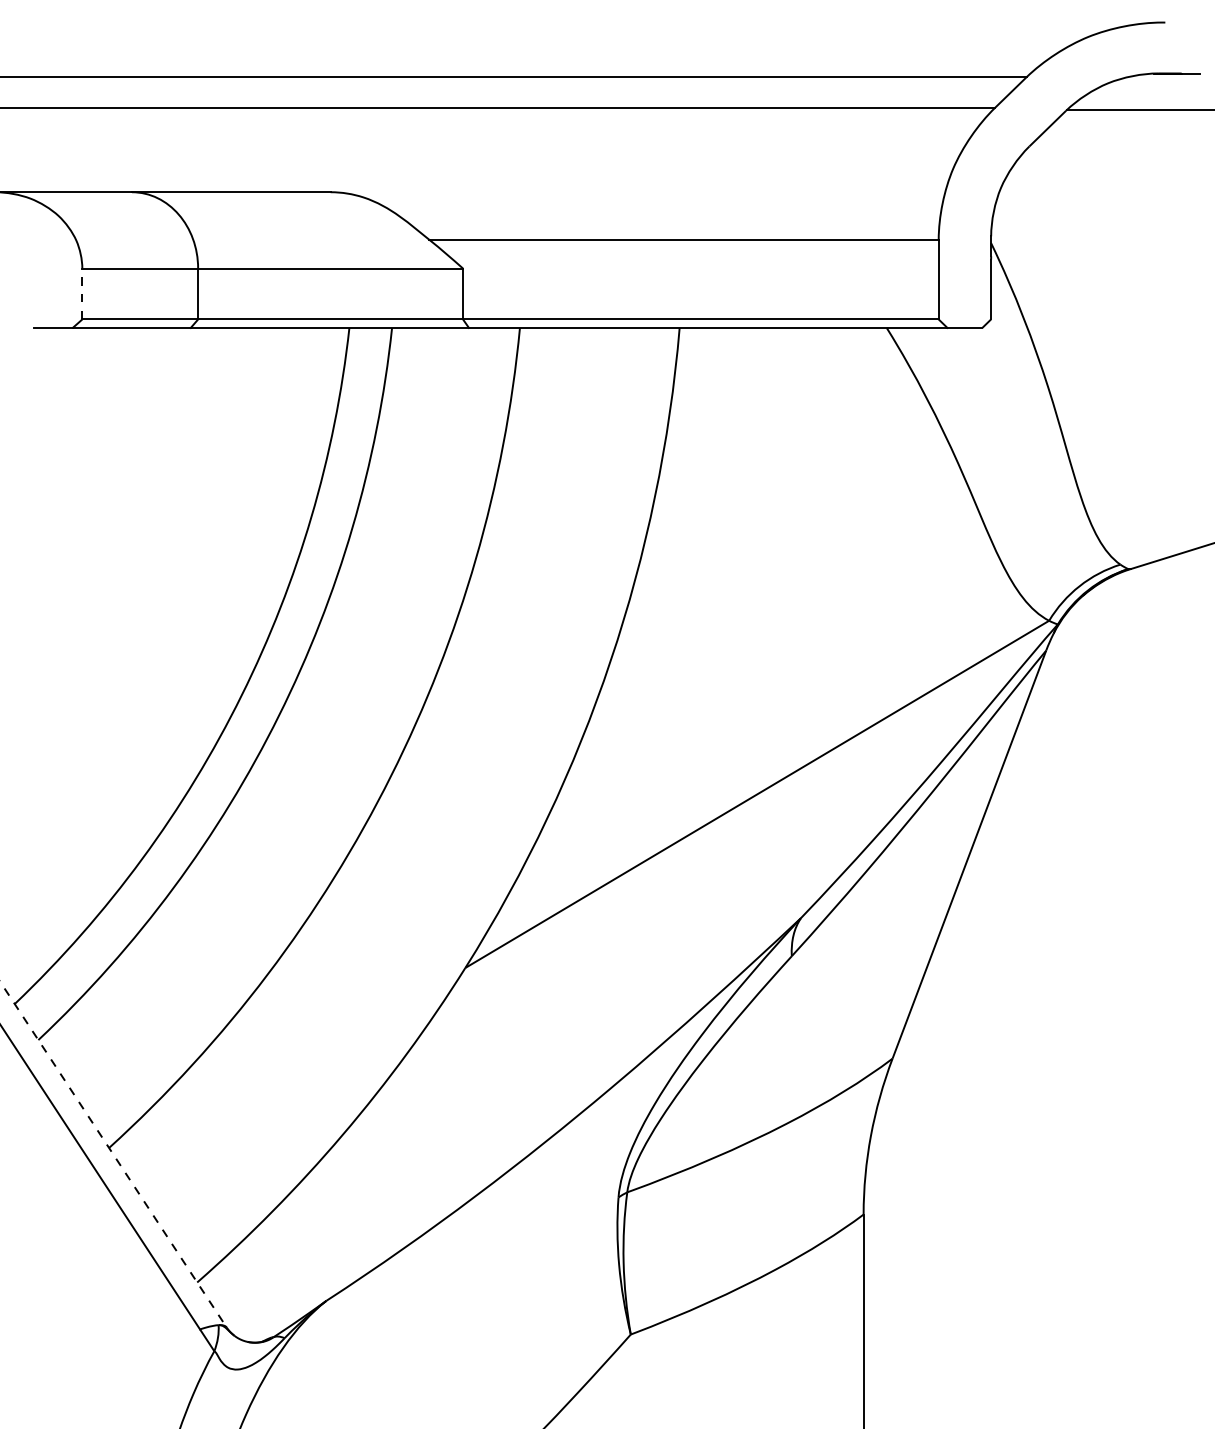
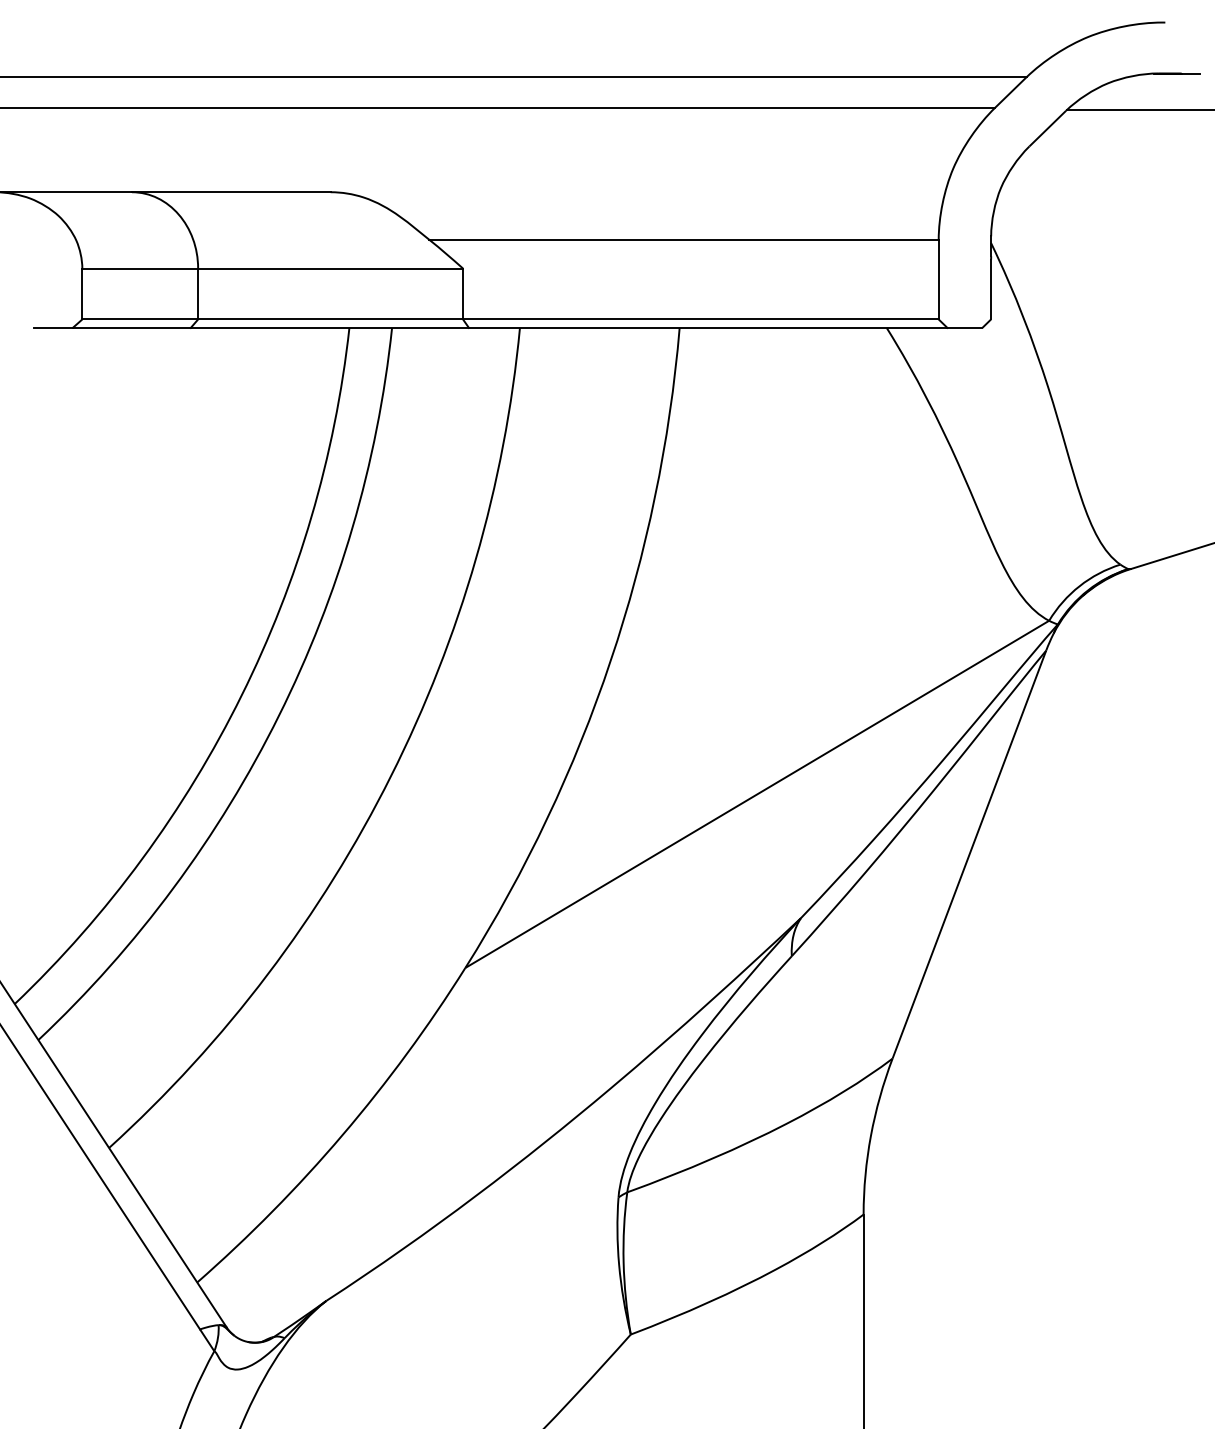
line: dashed -> solid (82, 293)
line: dashed -> solid (113, 1154)
